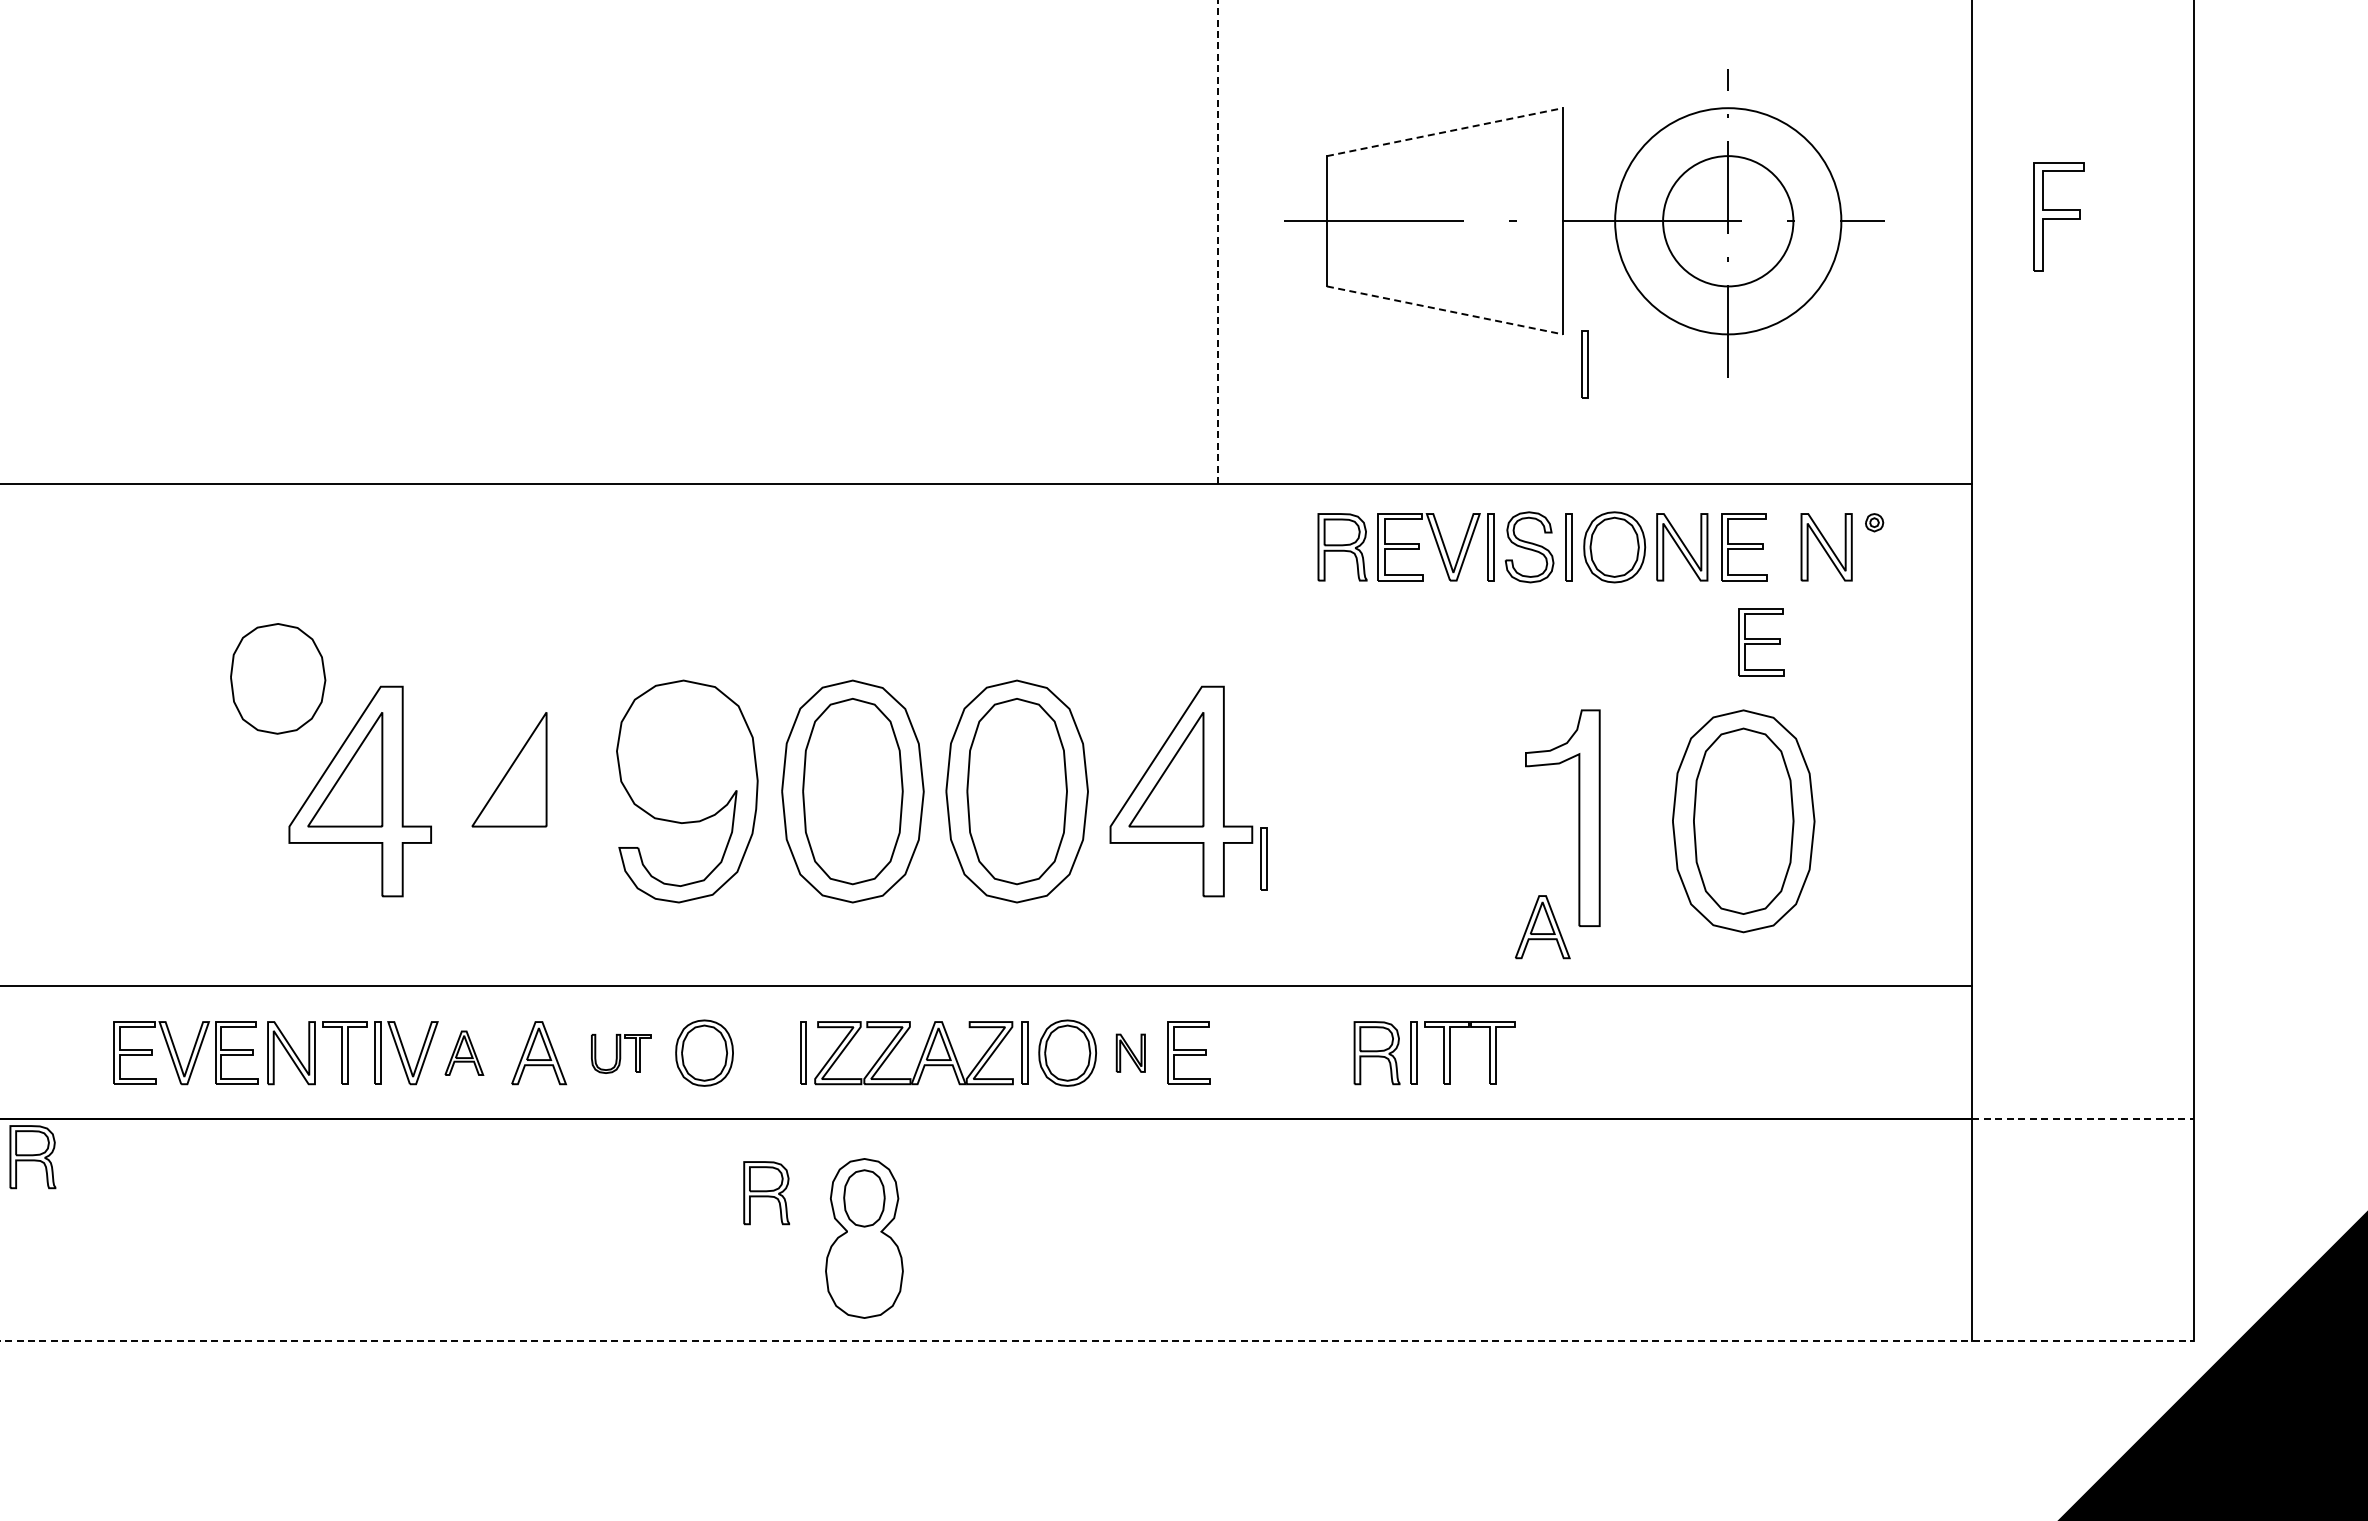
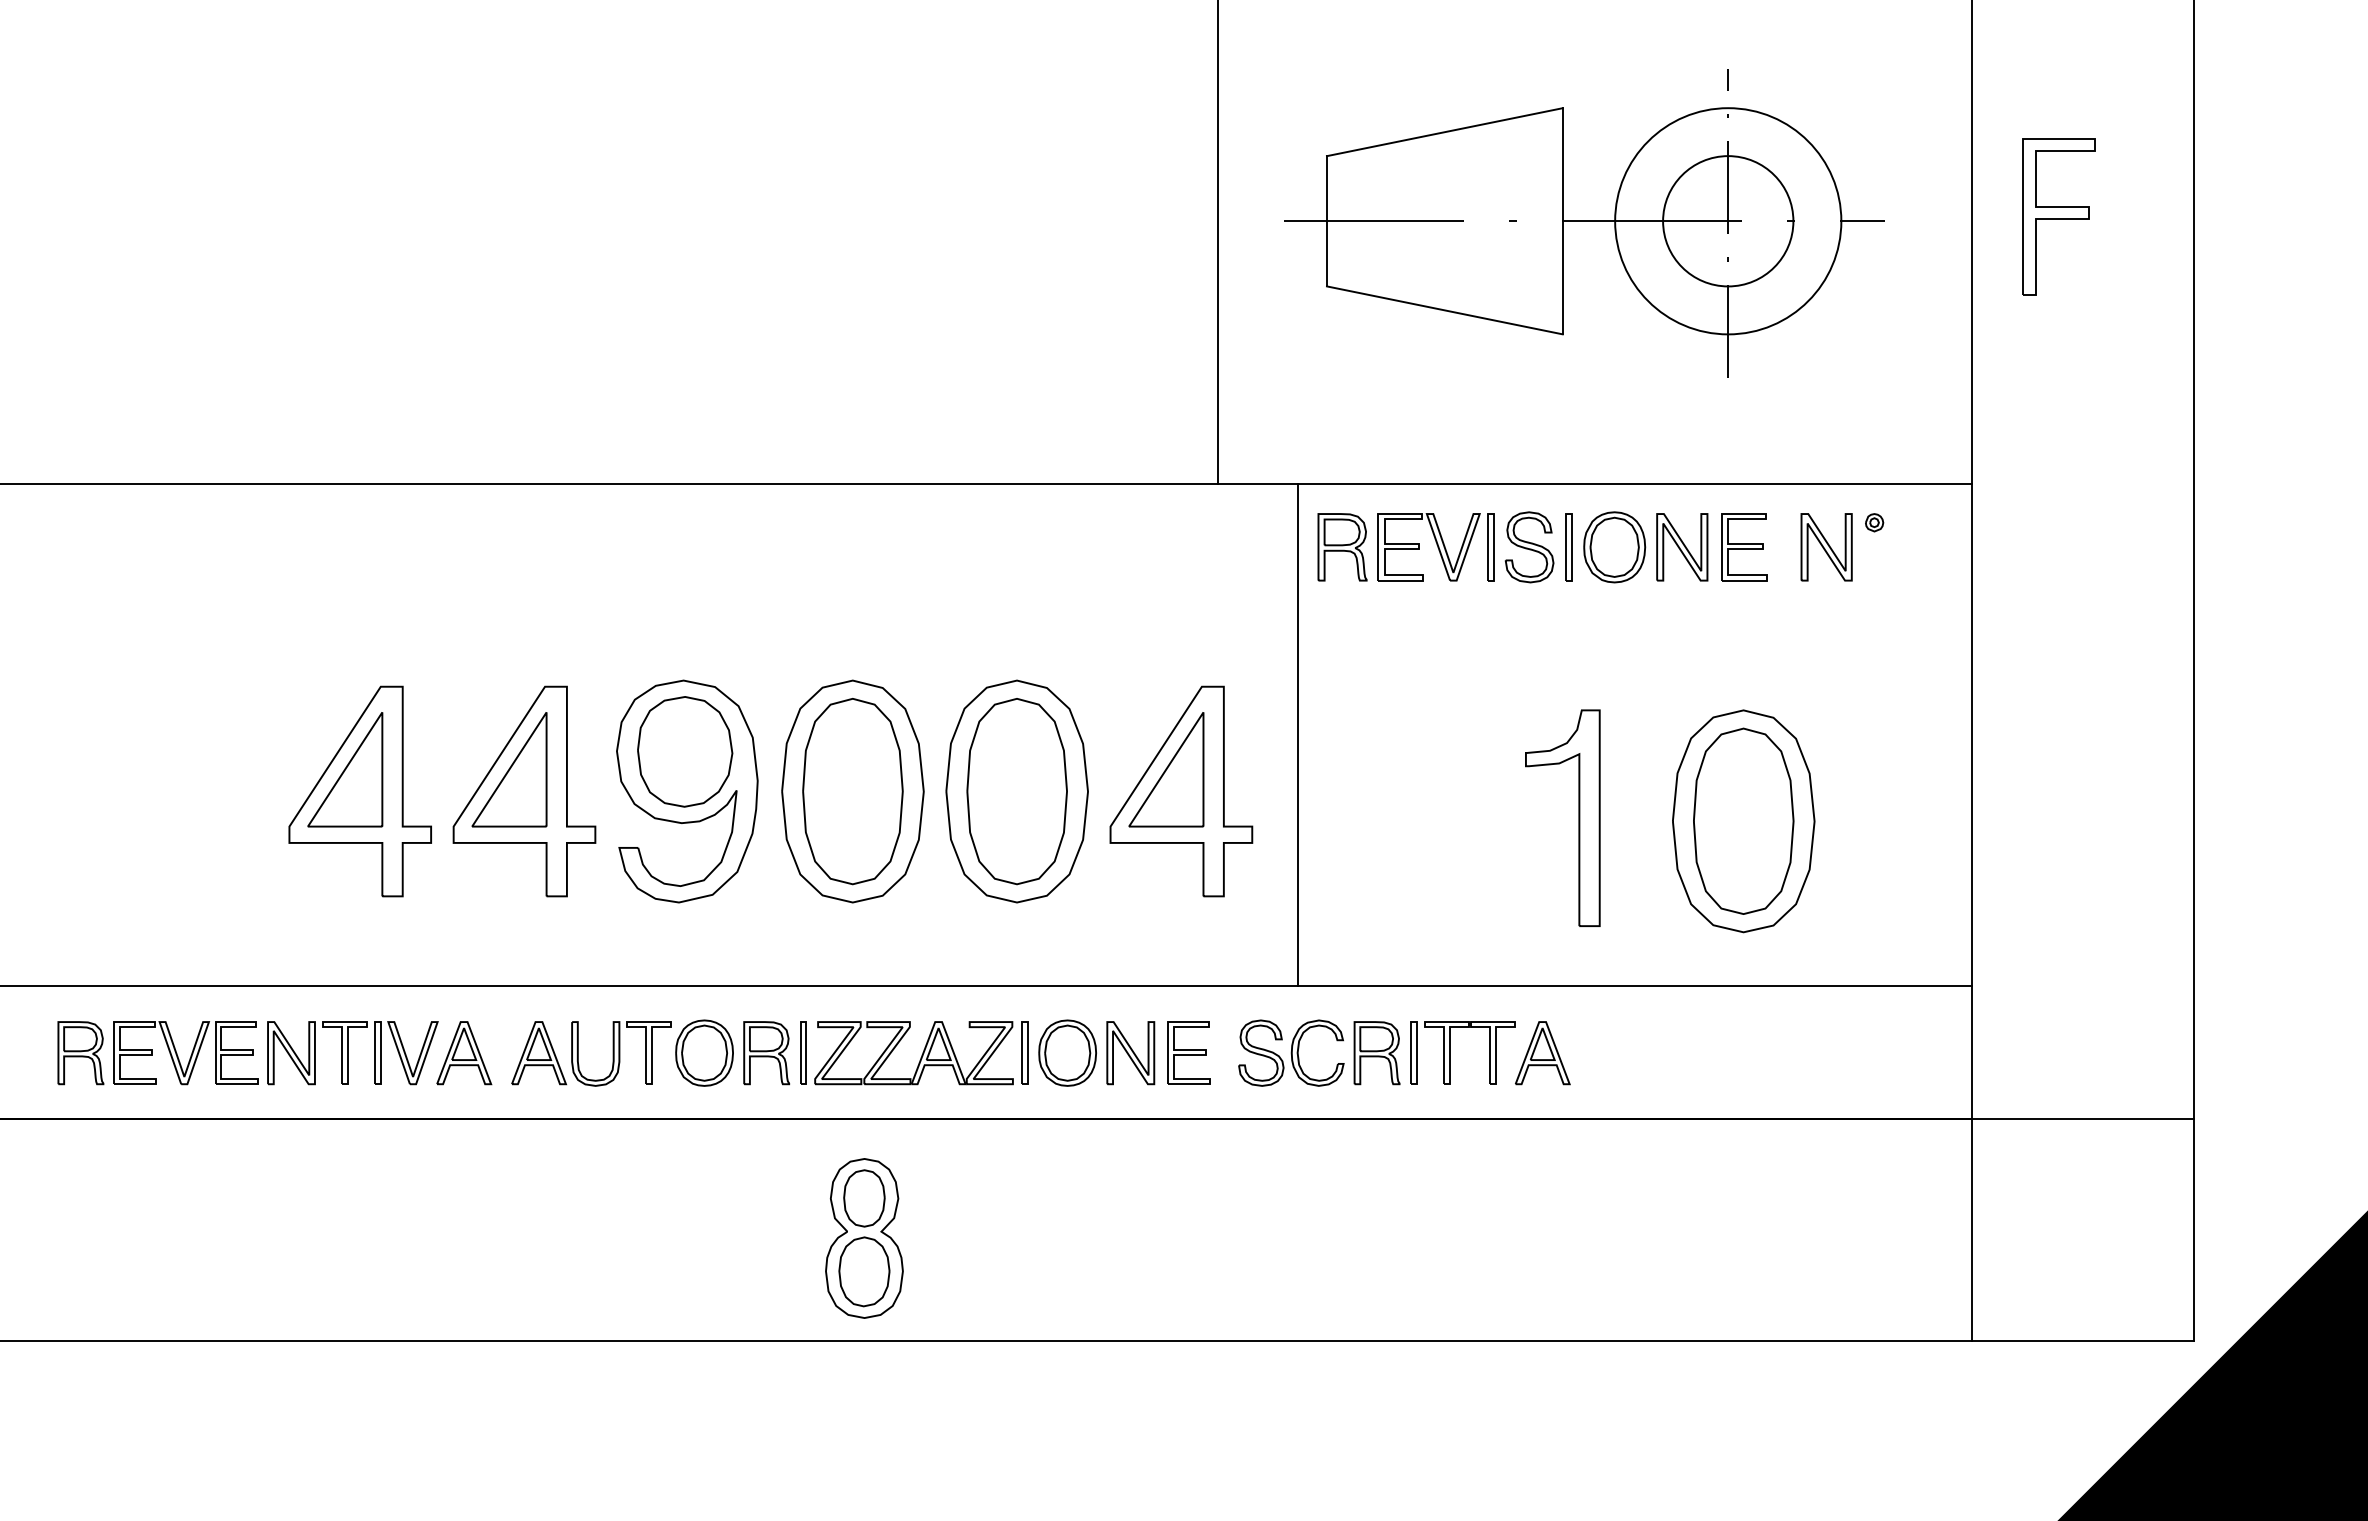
line: dashed -> solid (1445, 132)
part size: 52x110 px -> 74x158 px (2058, 216)
line: dashed -> solid (1217, 242)
line: dashed -> solid (1445, 310)
part: present -> none (1584, 364)
part: present -> none (1761, 642)
part position: (278, 678) -> (685, 751) (685, 751)
line: none -> present (1297, 734)
part: none -> present (524, 791)
part: present -> none (1263, 858)
part position: (1542, 927) -> (1542, 1053) (1542, 1053)
part size: 41x46 px -> 57x65 px (464, 1053)
part size: 31x40 px -> 50x65 px (1130, 1053)
part: none -> present (1291, 1052)
part size: 61x40 px -> 101x66 px (621, 1053)
line: dashed -> solid (2083, 1118)
part position: (32, 1157) -> (80, 1053) (80, 1053)
part position: (766, 1193) -> (766, 1053) (766, 1053)
part: none -> present (864, 1271)
line: dashed -> solid (1097, 1340)
